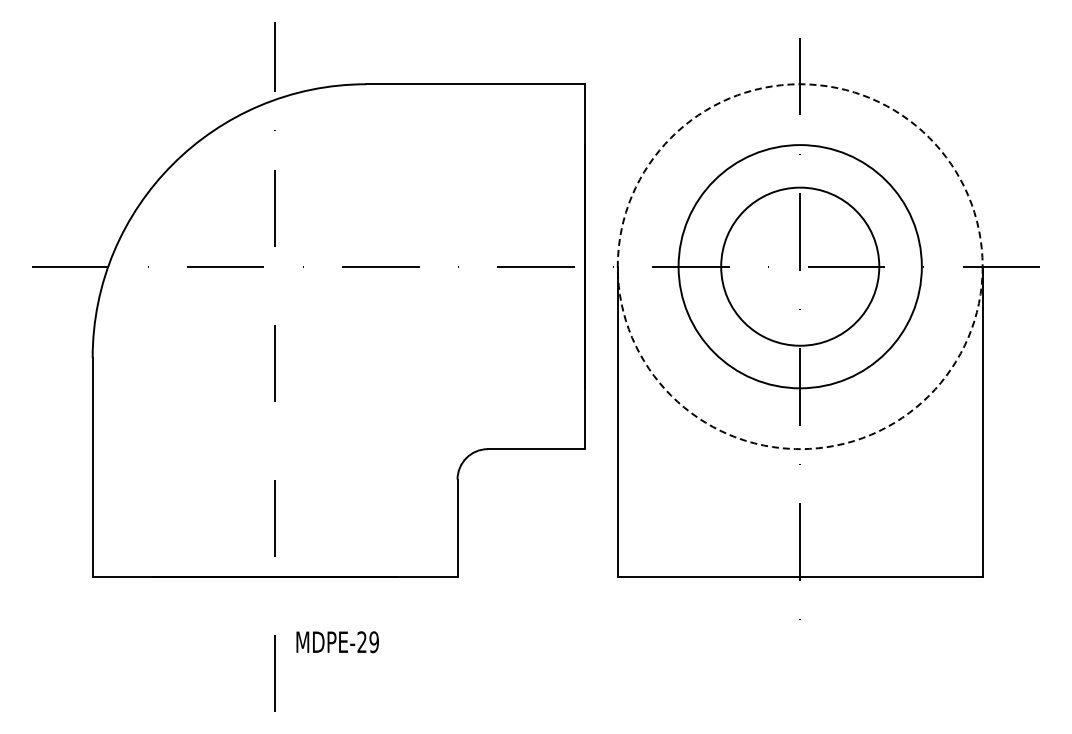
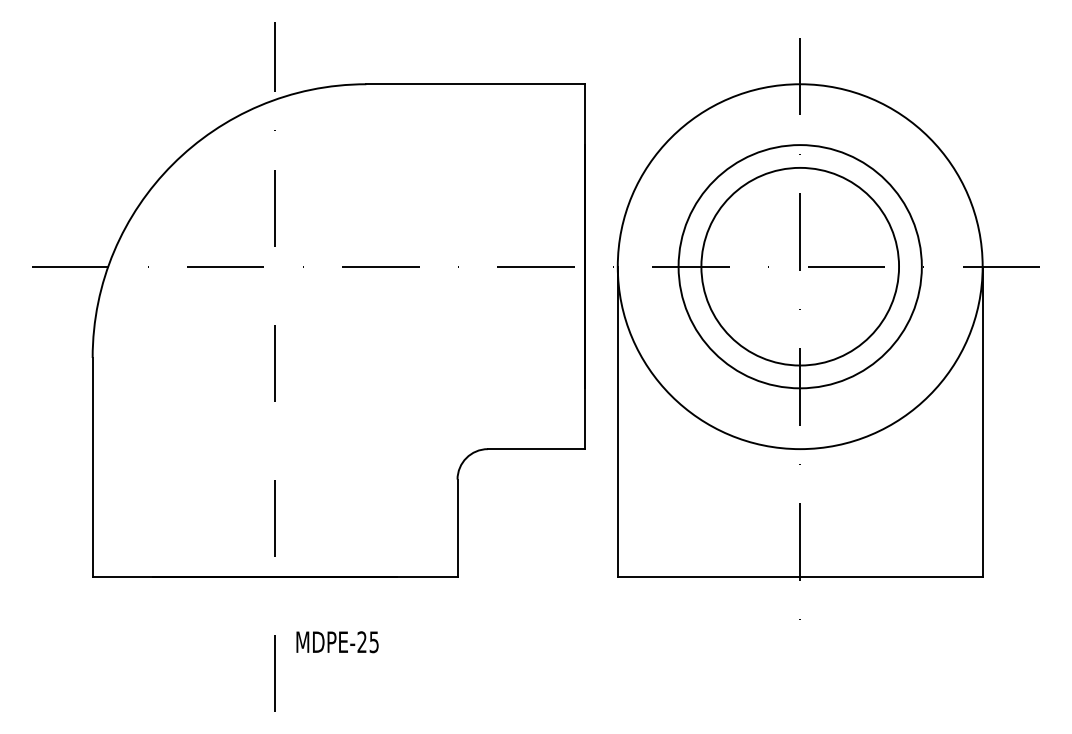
circle: dashed -> solid (799, 266)
circle diameter: 158 px -> 198 px (800, 266)
text: MDPE-29 -> MDPE-25 (373, 641)
